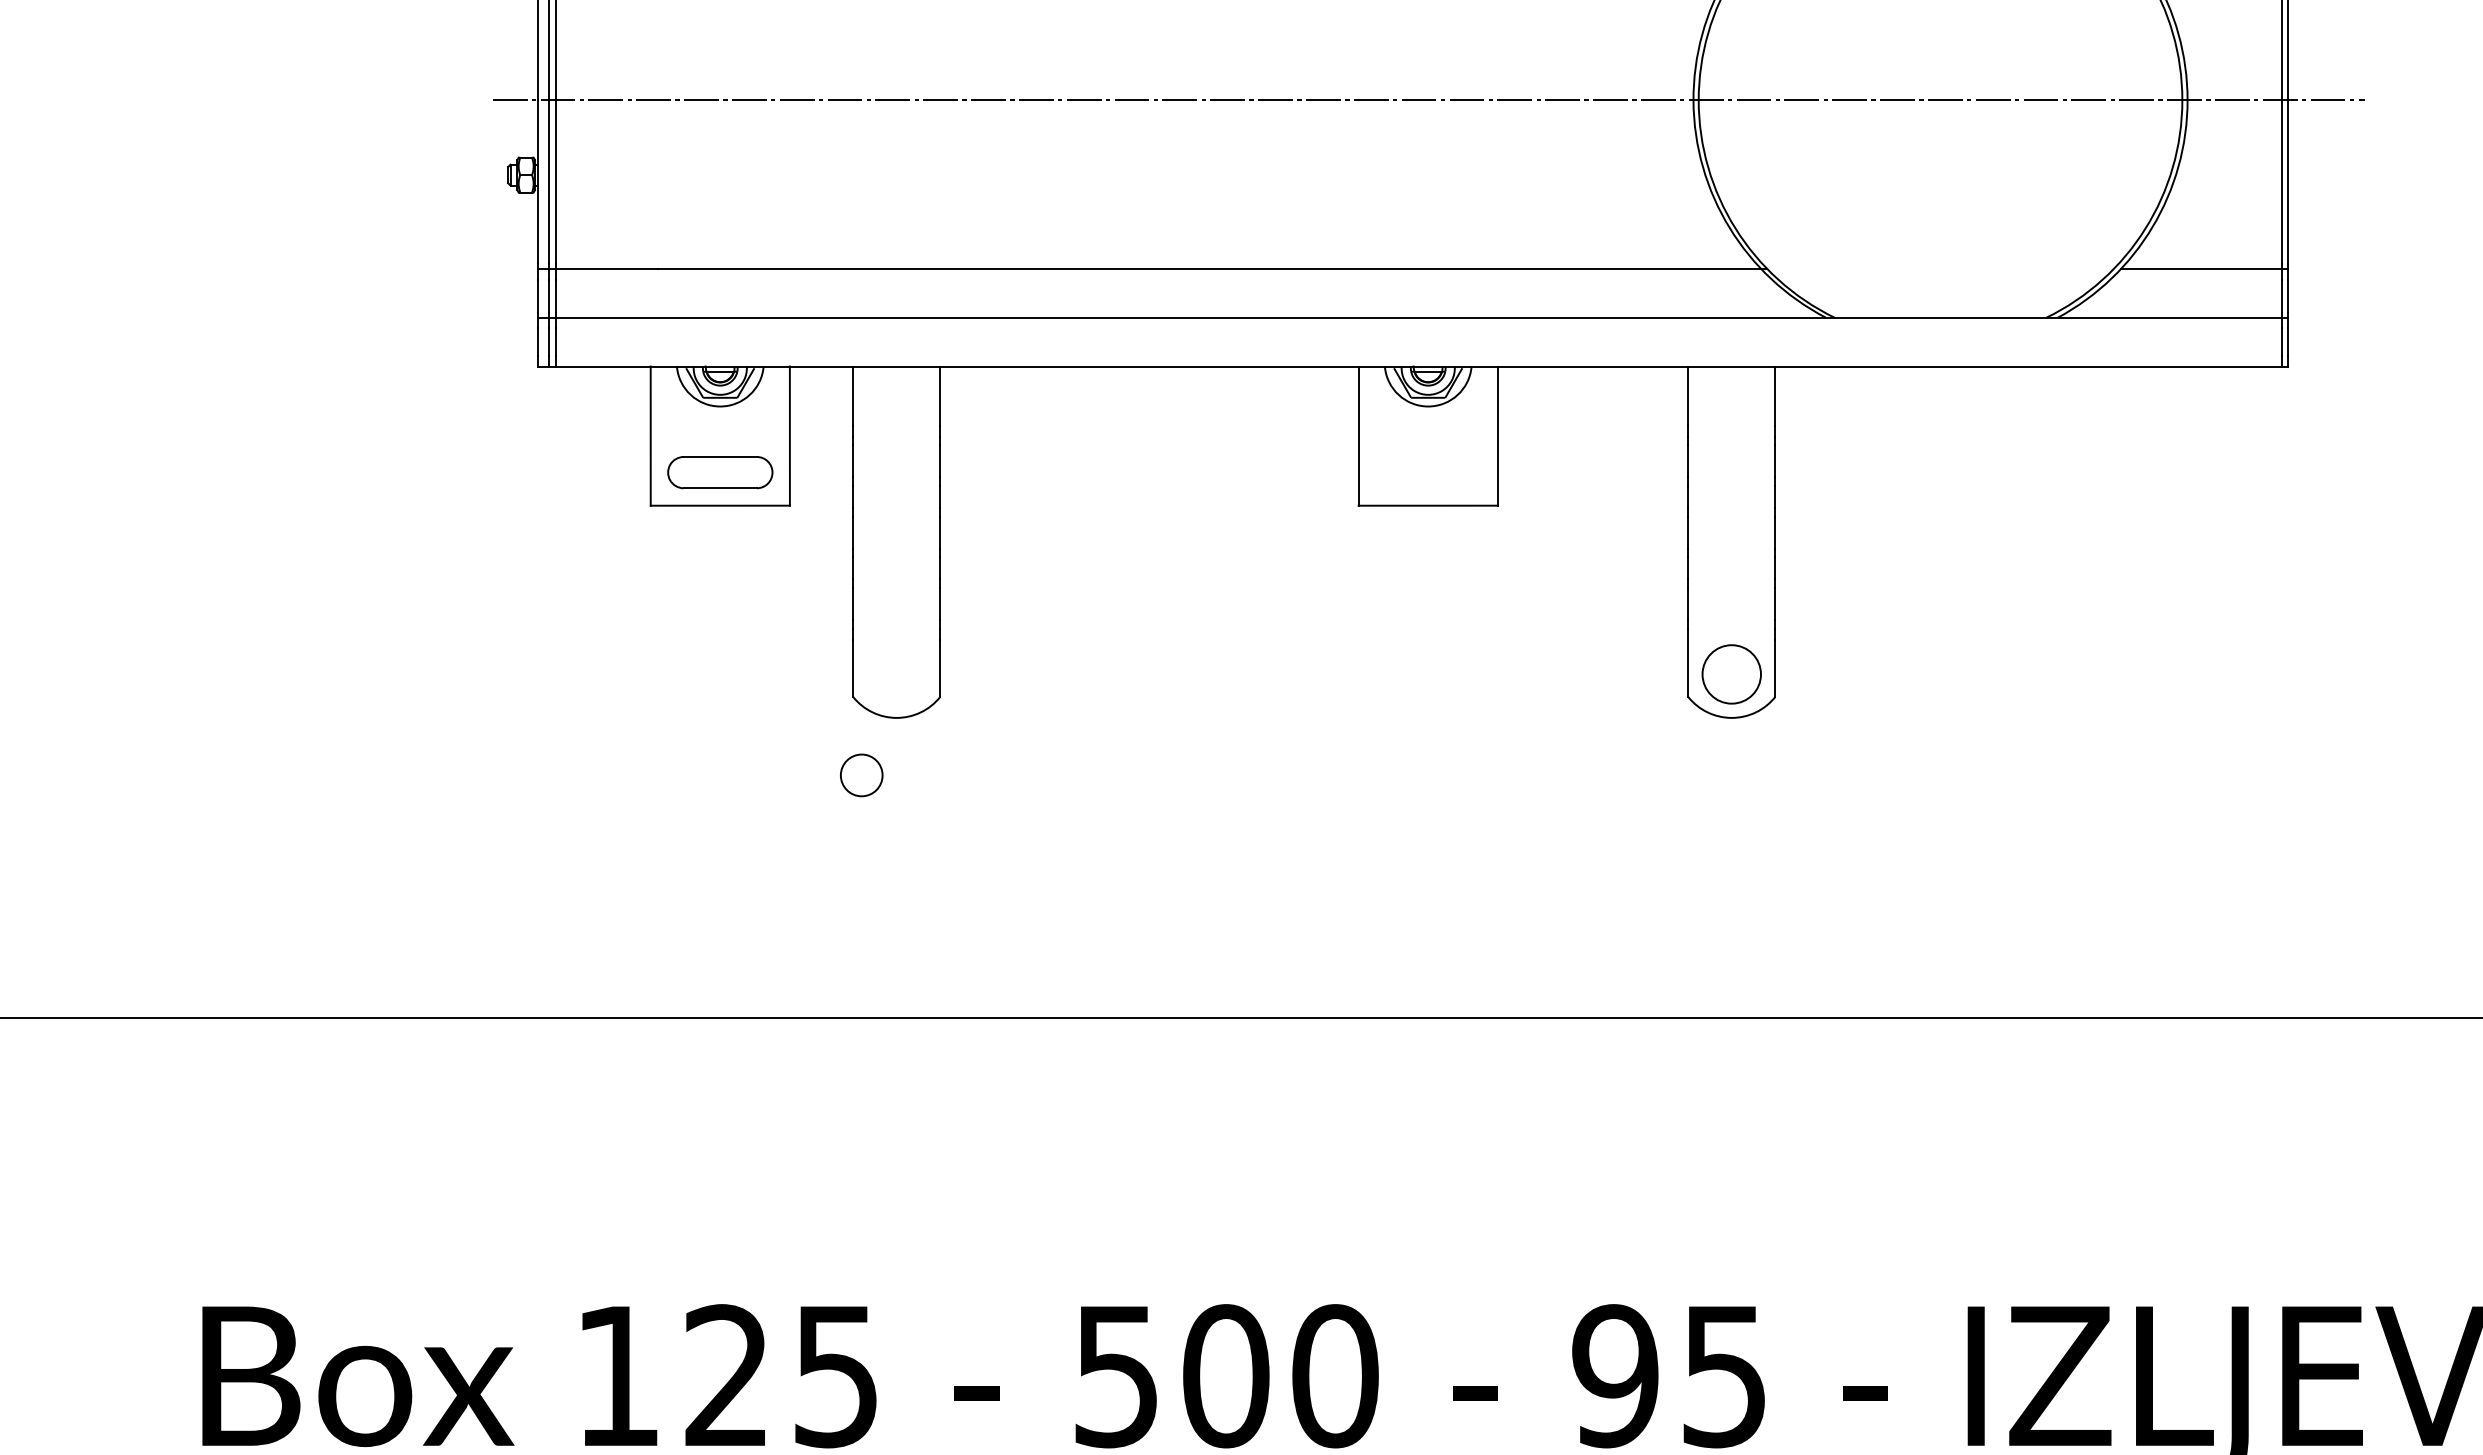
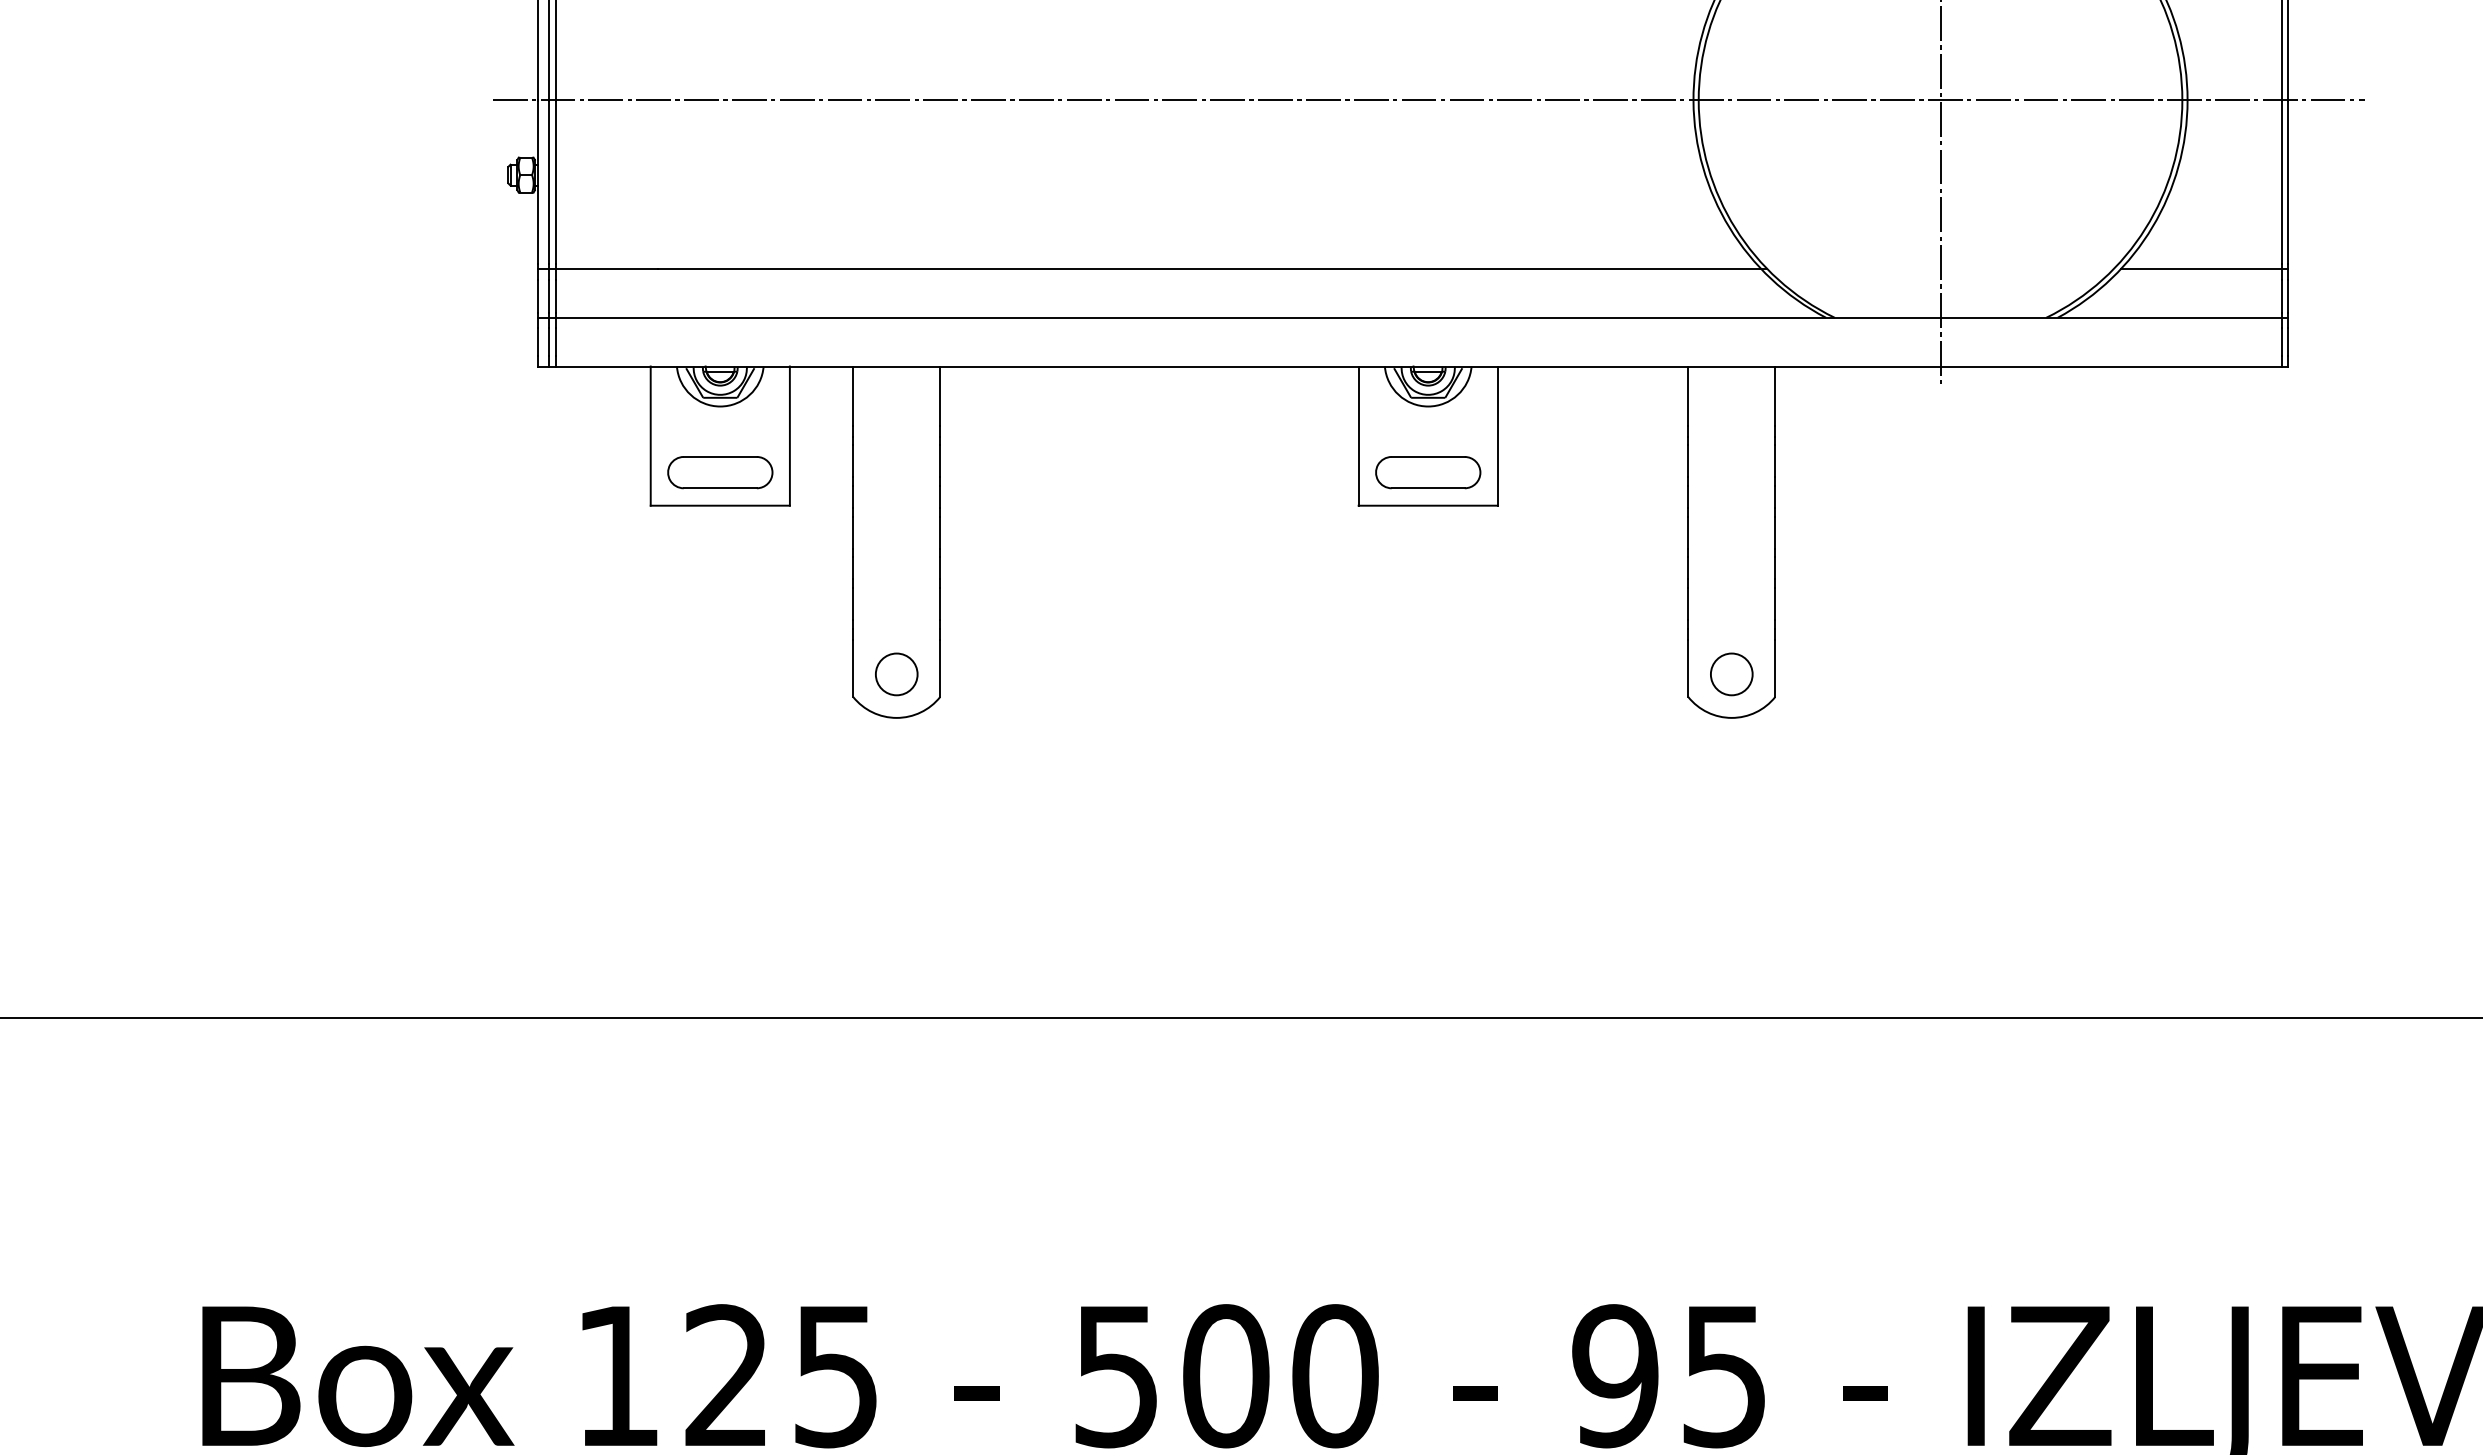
line: none -> present (1940, 193)
part: none -> present (1428, 472)
circle diameter: 58 px -> 42 px (1731, 674)
circle position: (861, 775) -> (896, 674) (896, 674)
